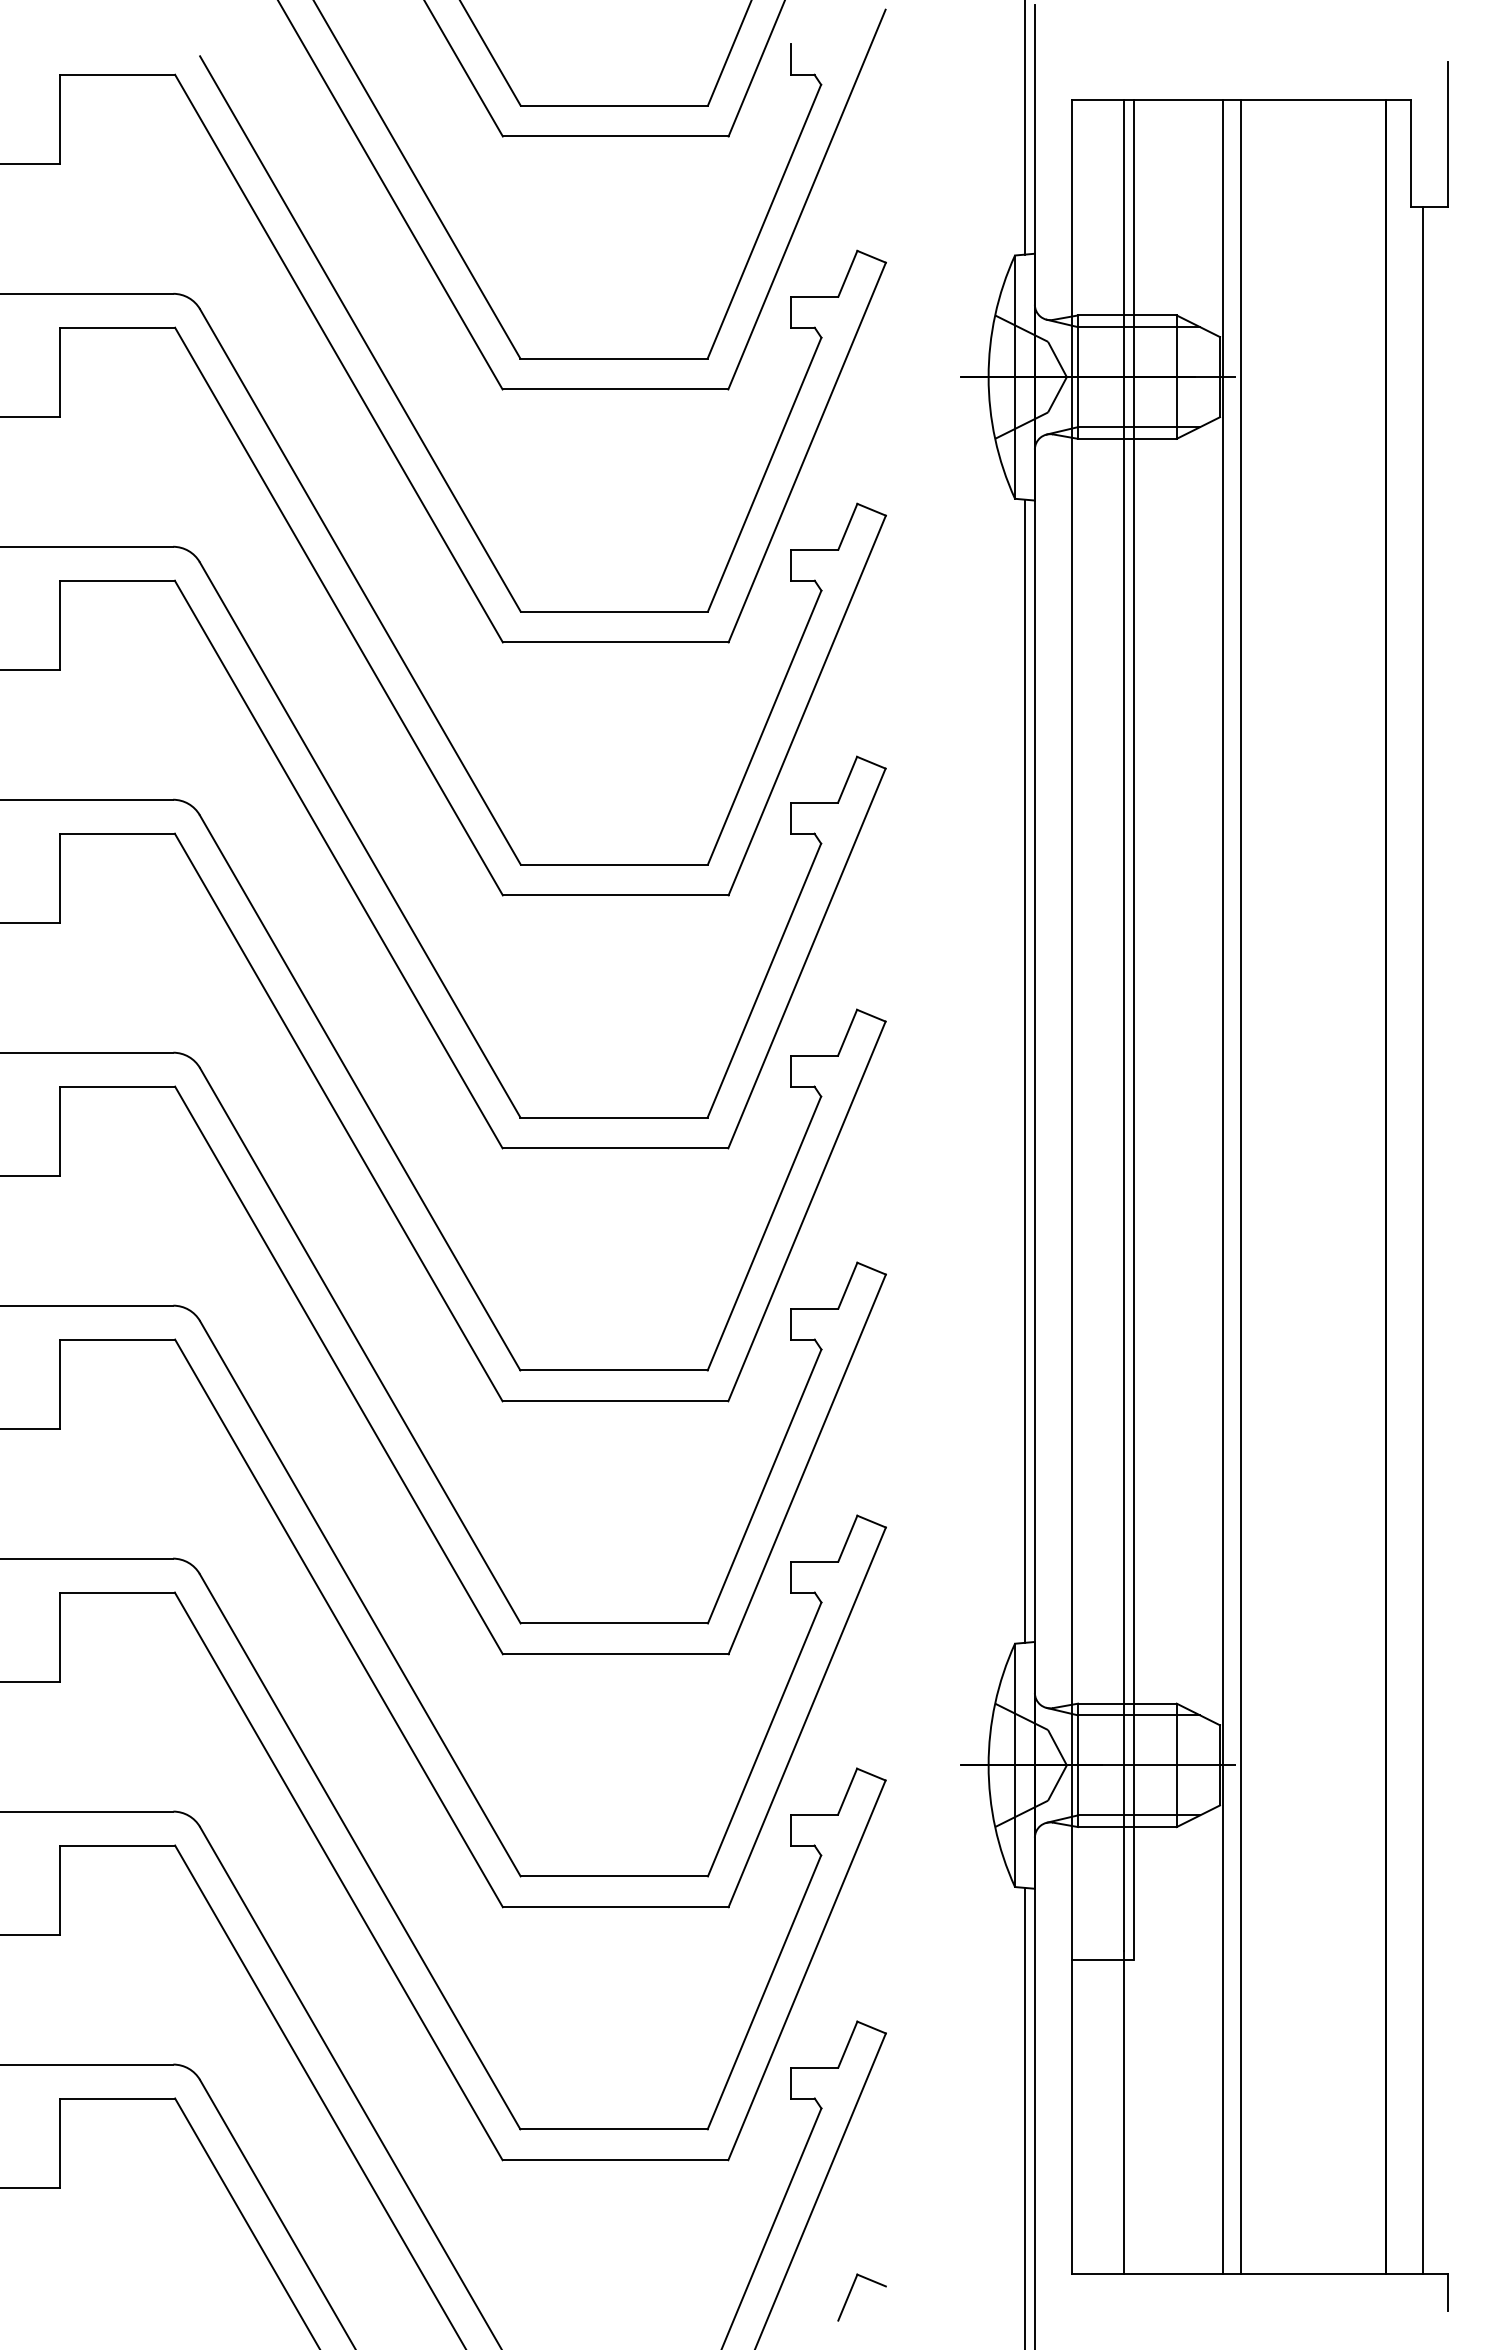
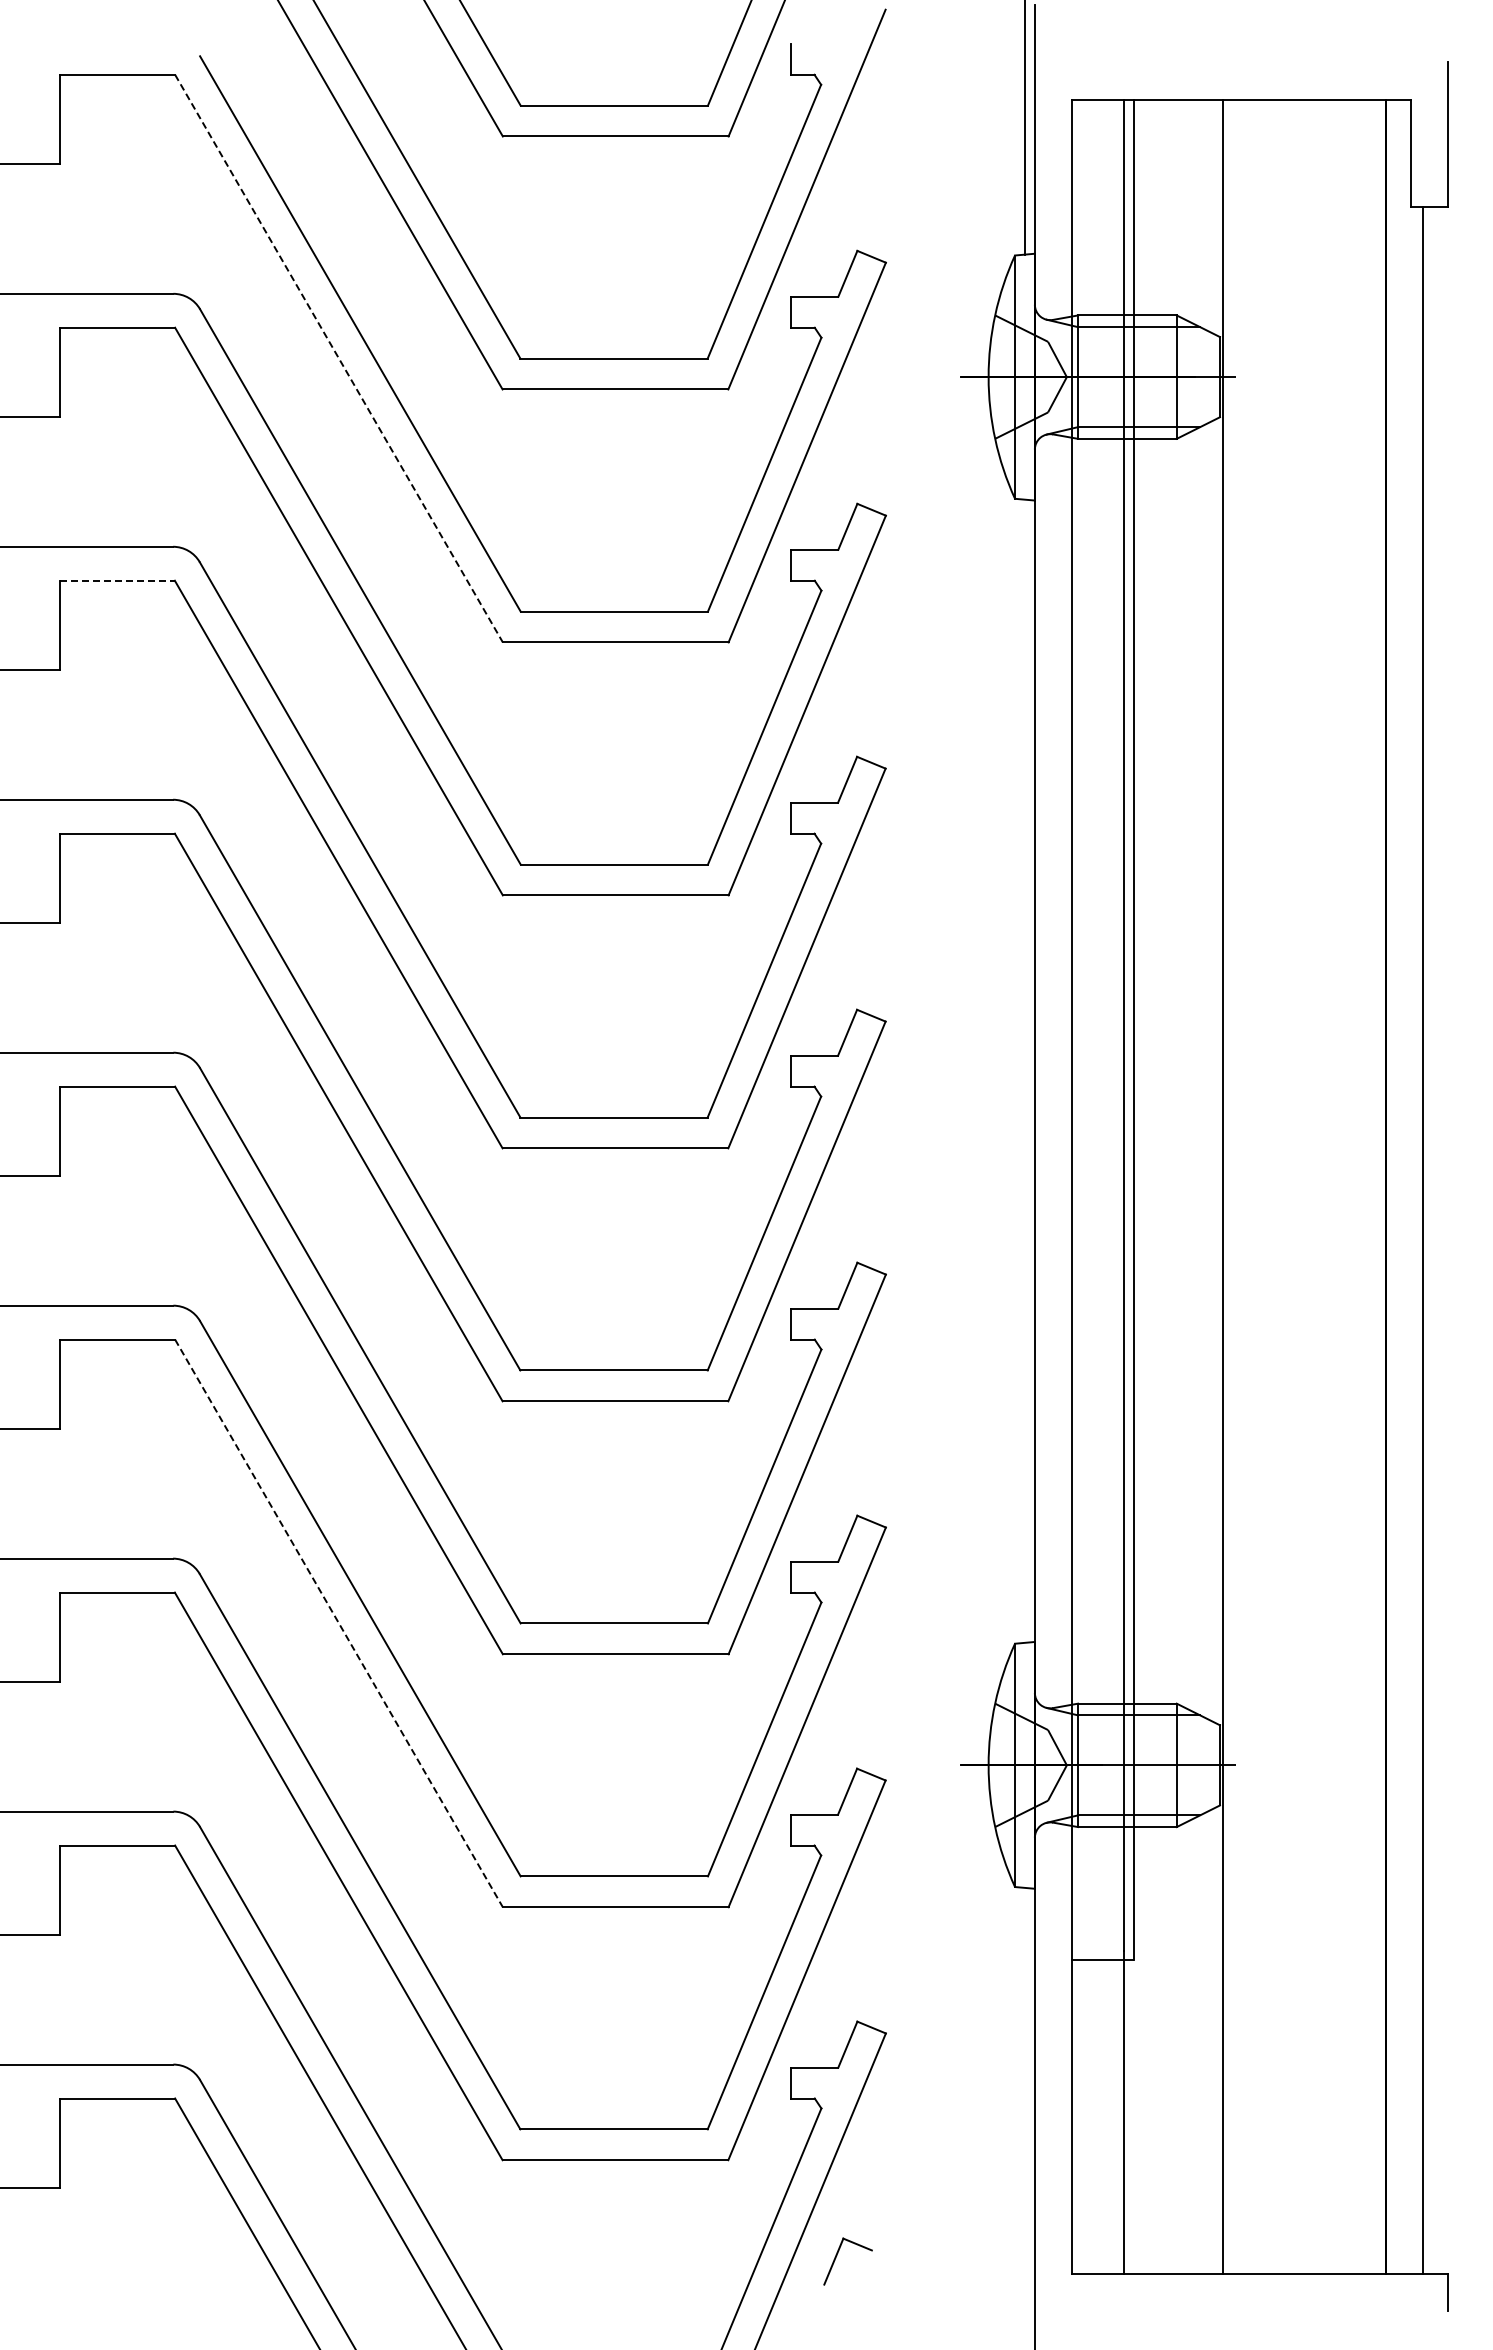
line: solid -> dashed (339, 358)
line: solid -> dashed (117, 580)
line: present -> none (1025, 1070)
line: present -> none (1241, 1186)
line: solid -> dashed (339, 1623)
line: present -> none (1025, 2116)
part position: (850, 2294) -> (836, 2258) (836, 2258)
